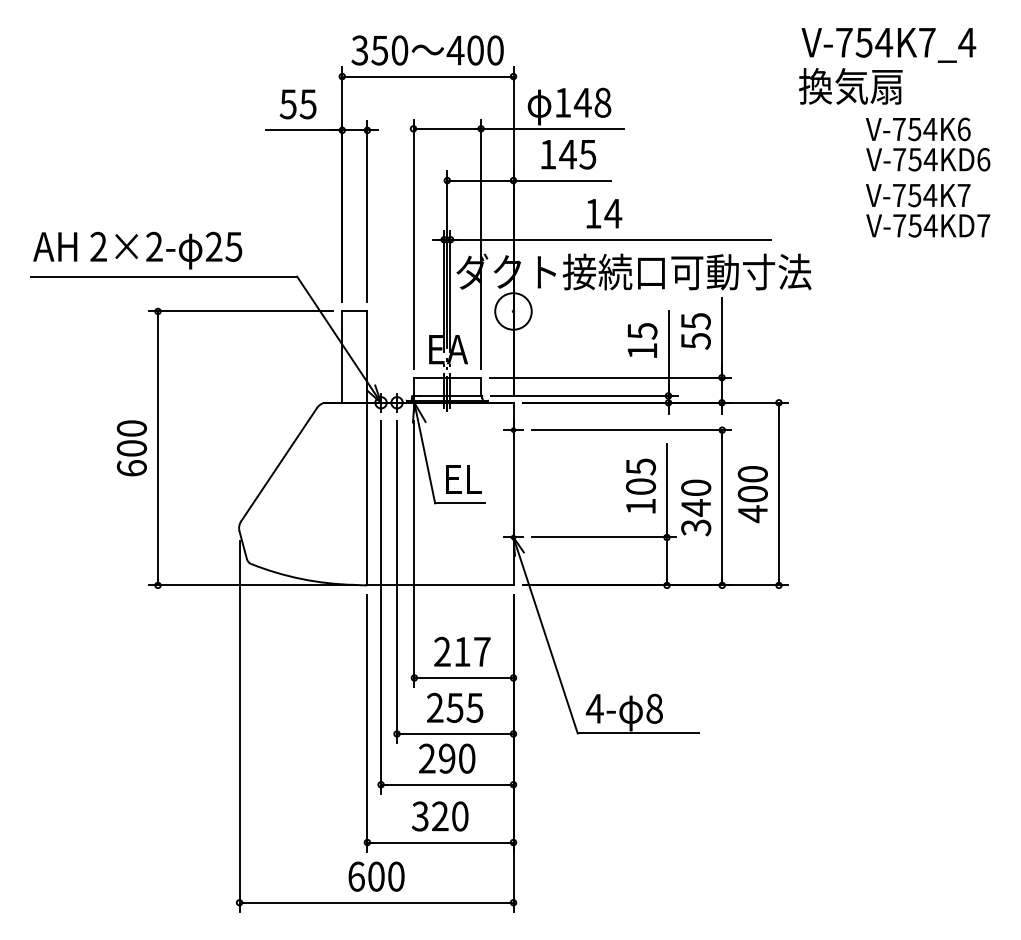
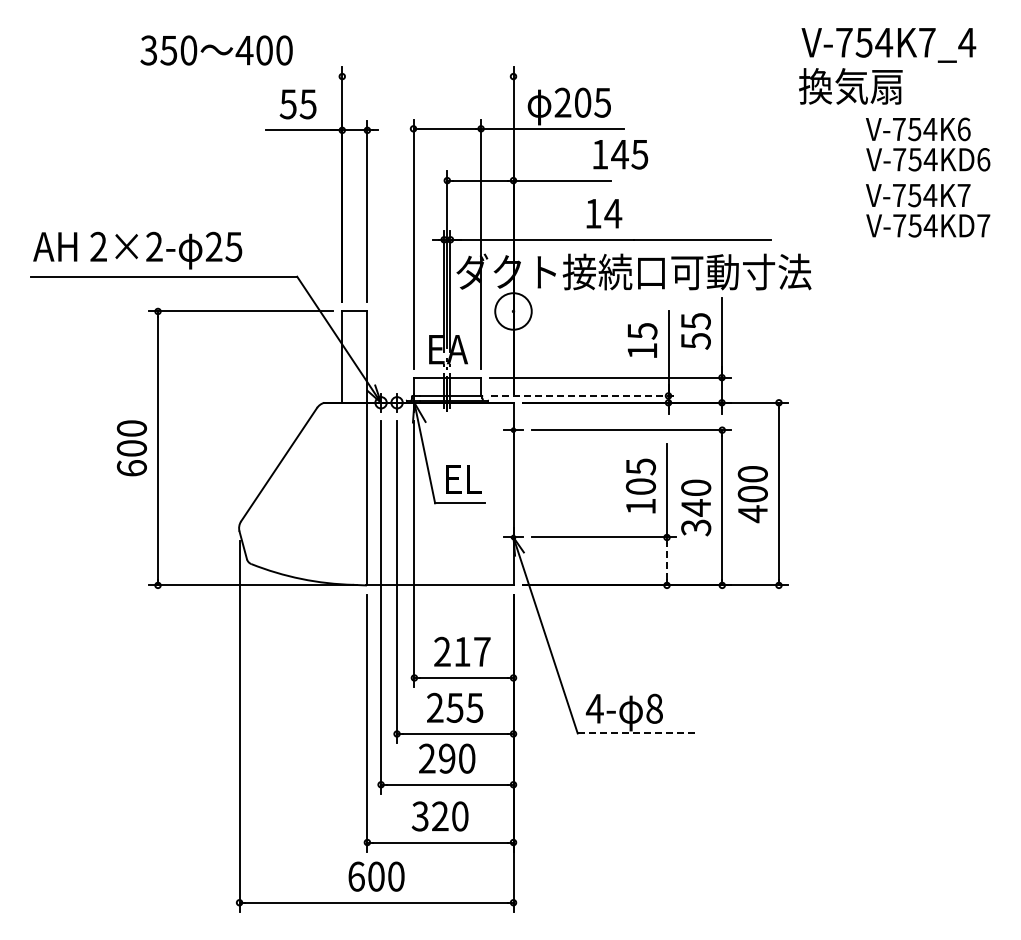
text position: (427, 50) -> (216, 50) (216, 50)
line: present -> none (427, 76)
text: 148 -> 205 (582, 102)
text position: (568, 154) -> (620, 154) (620, 154)
line: solid -> dashed (584, 395)
line: solid -> dashed (667, 560)
line: solid -> dashed (638, 733)
